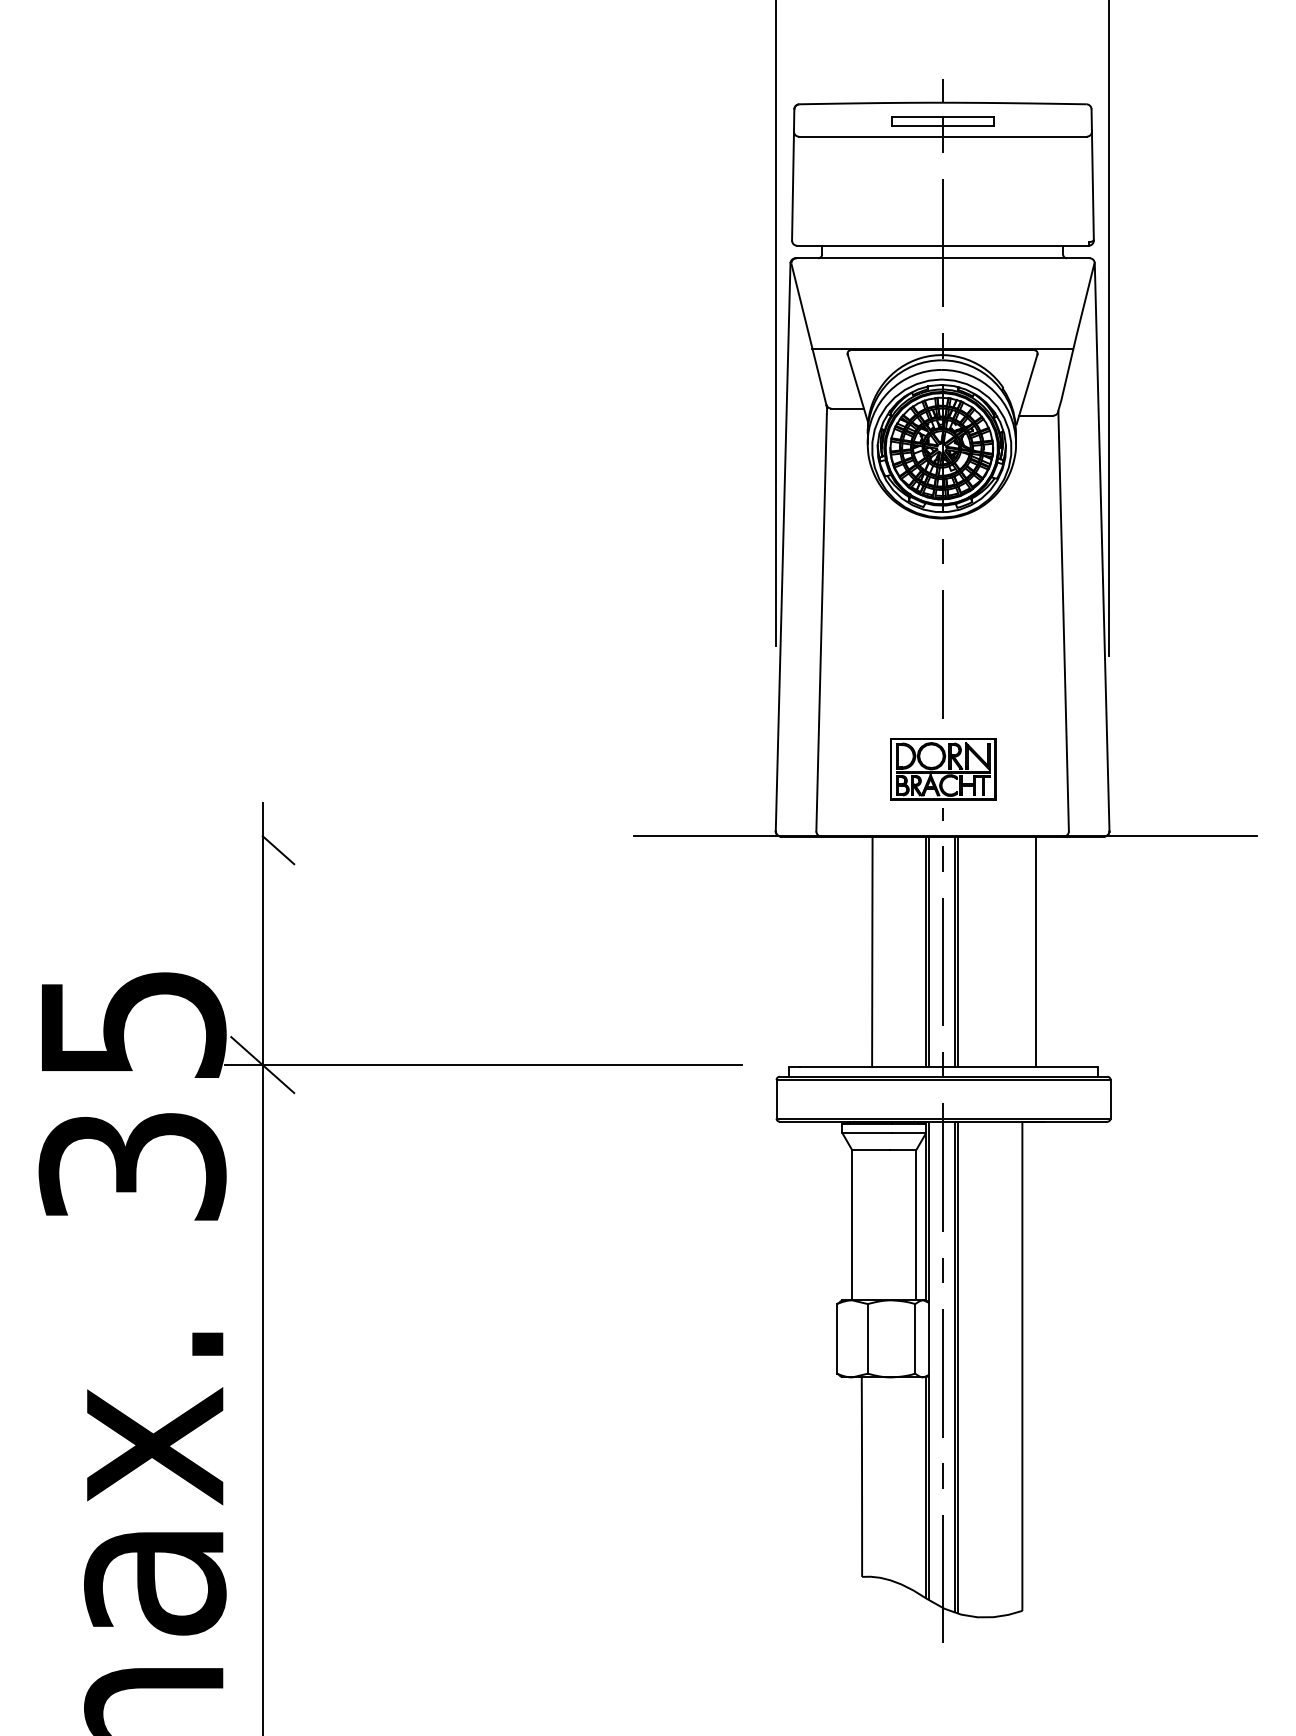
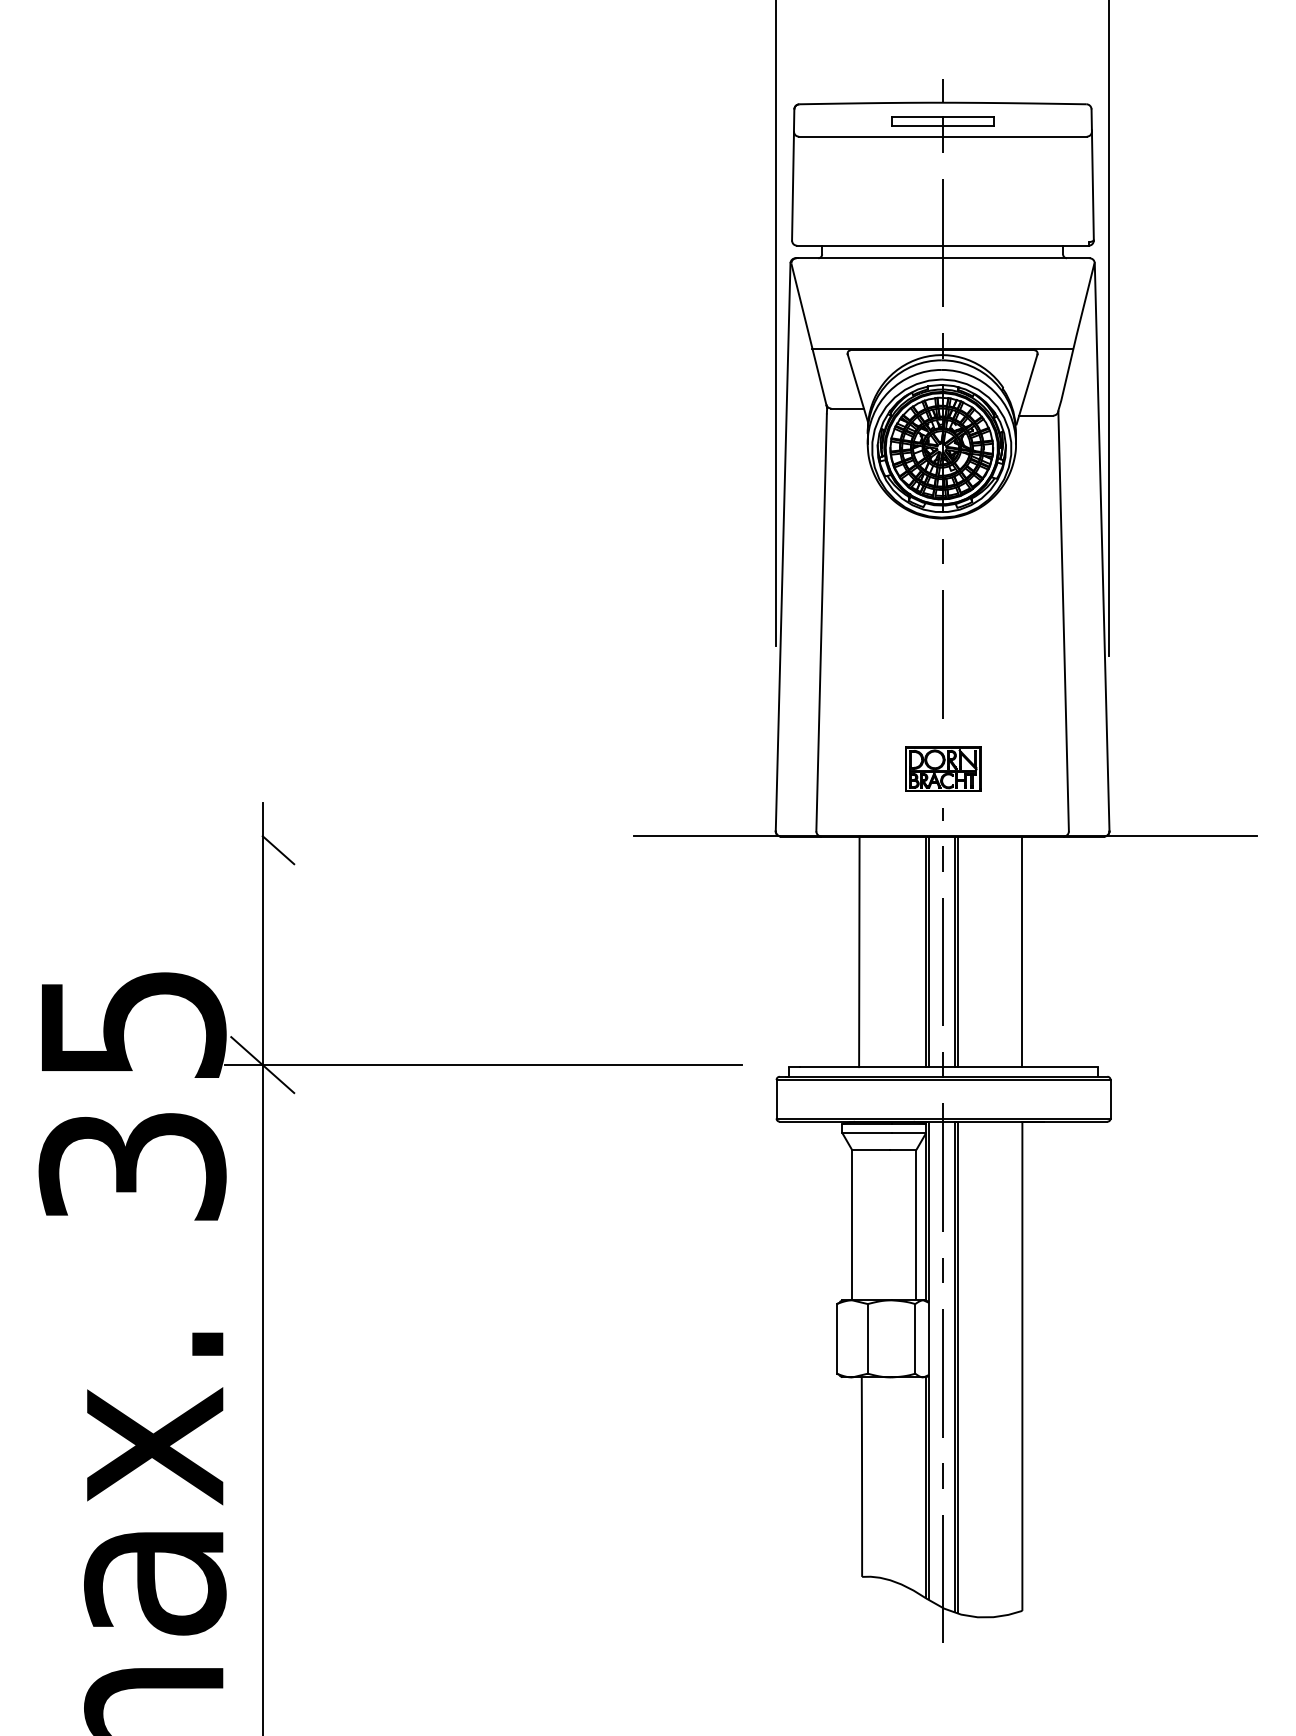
part size: 107x63 px -> 77x46 px (943, 768)
line position: (872, 951) -> (859, 951) (859, 951)
line position: (1036, 951) -> (1022, 951) (1022, 951)
